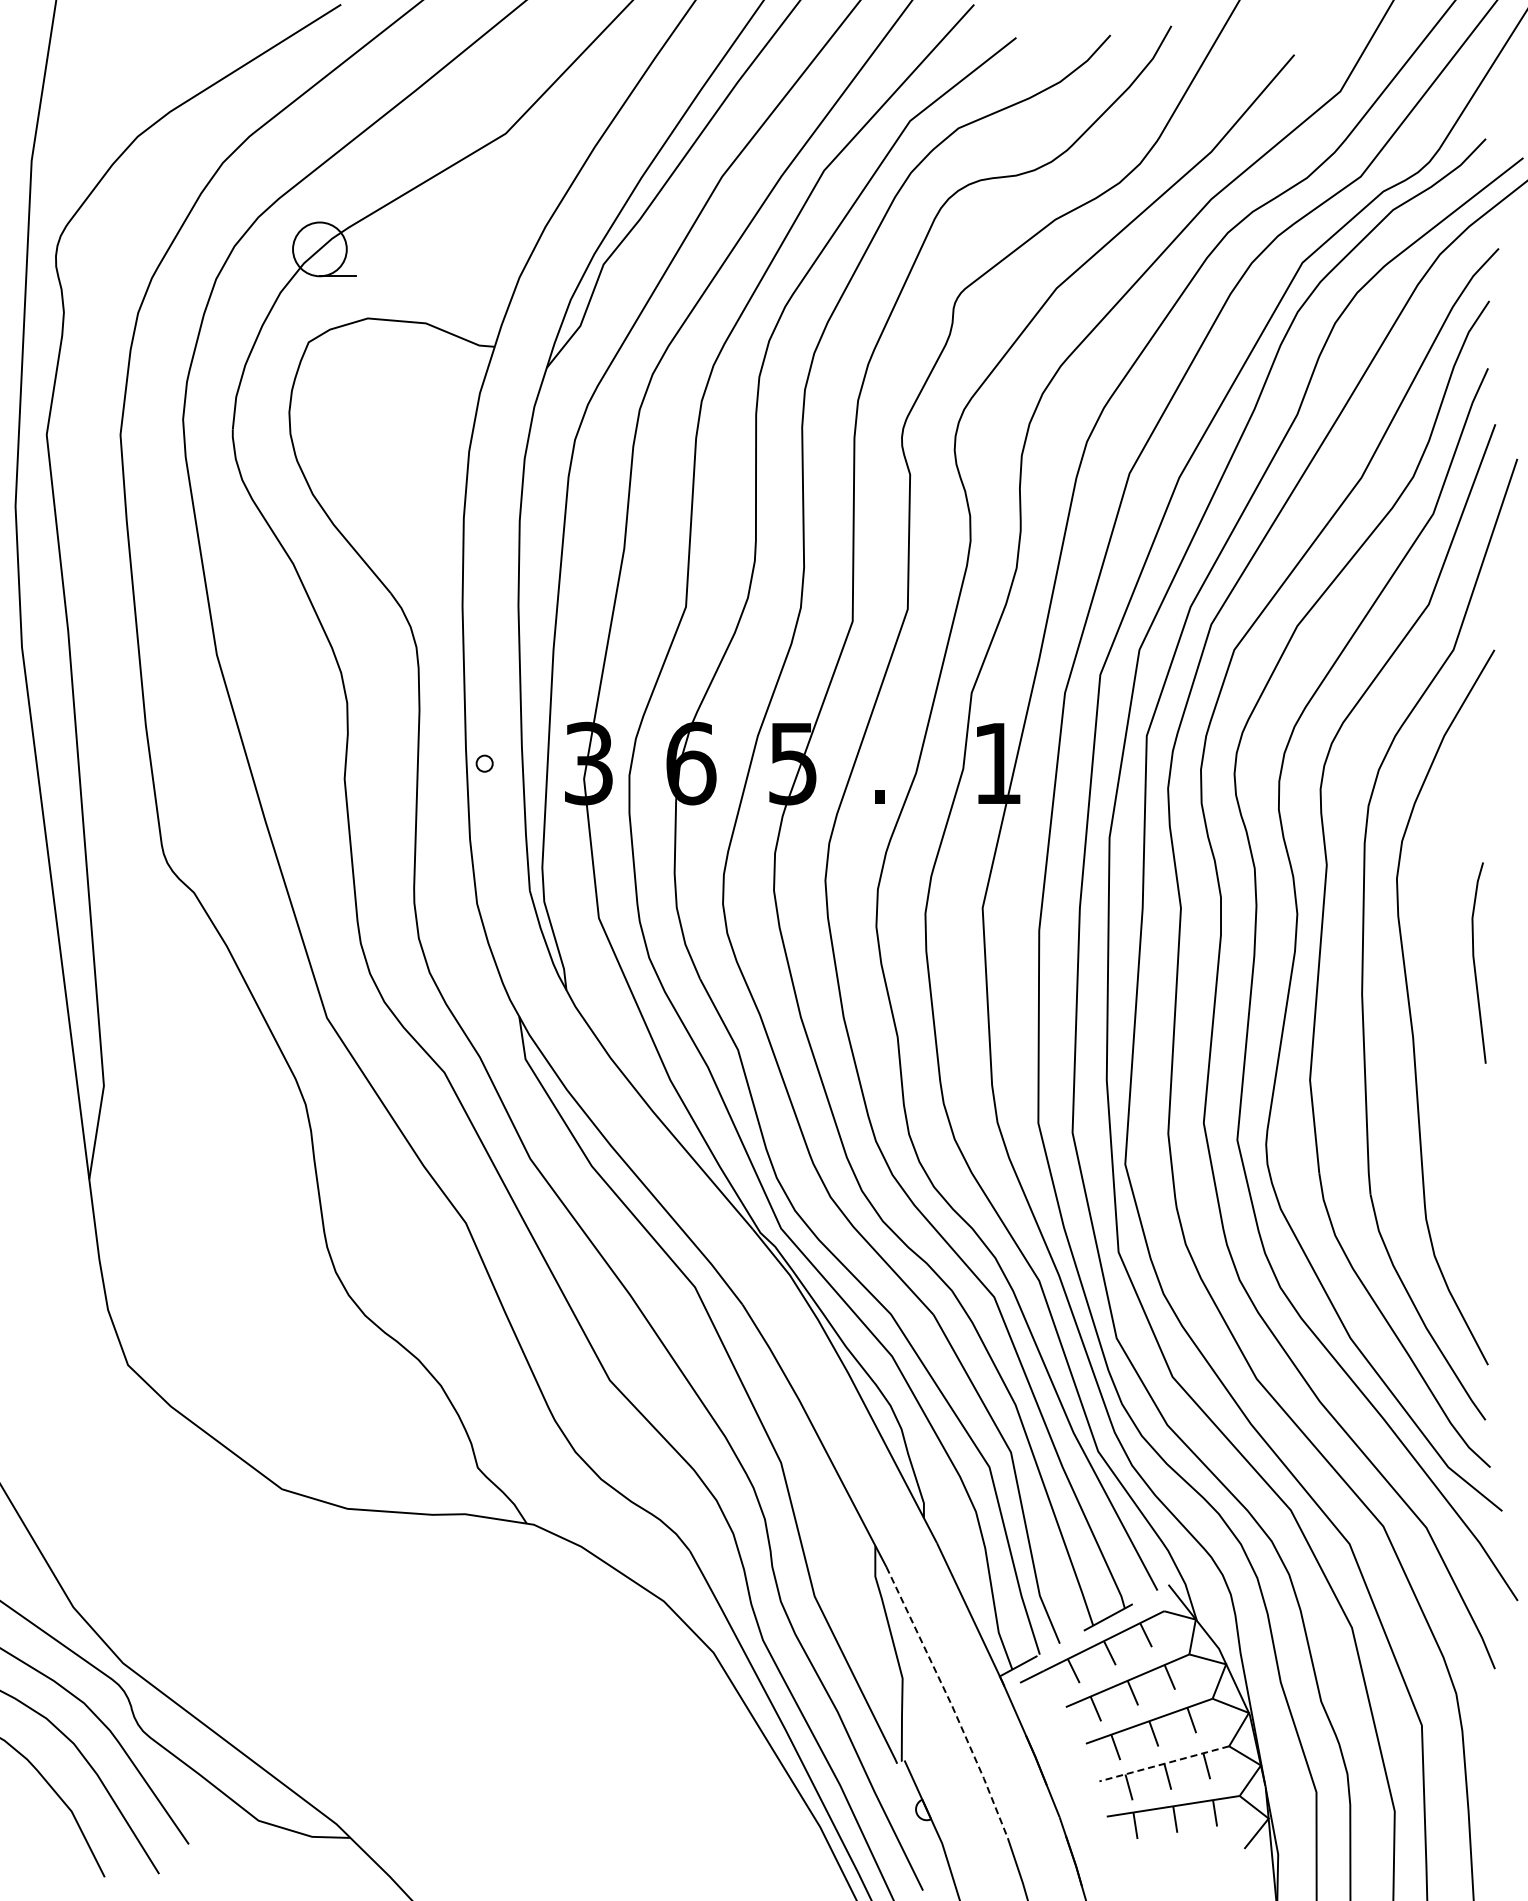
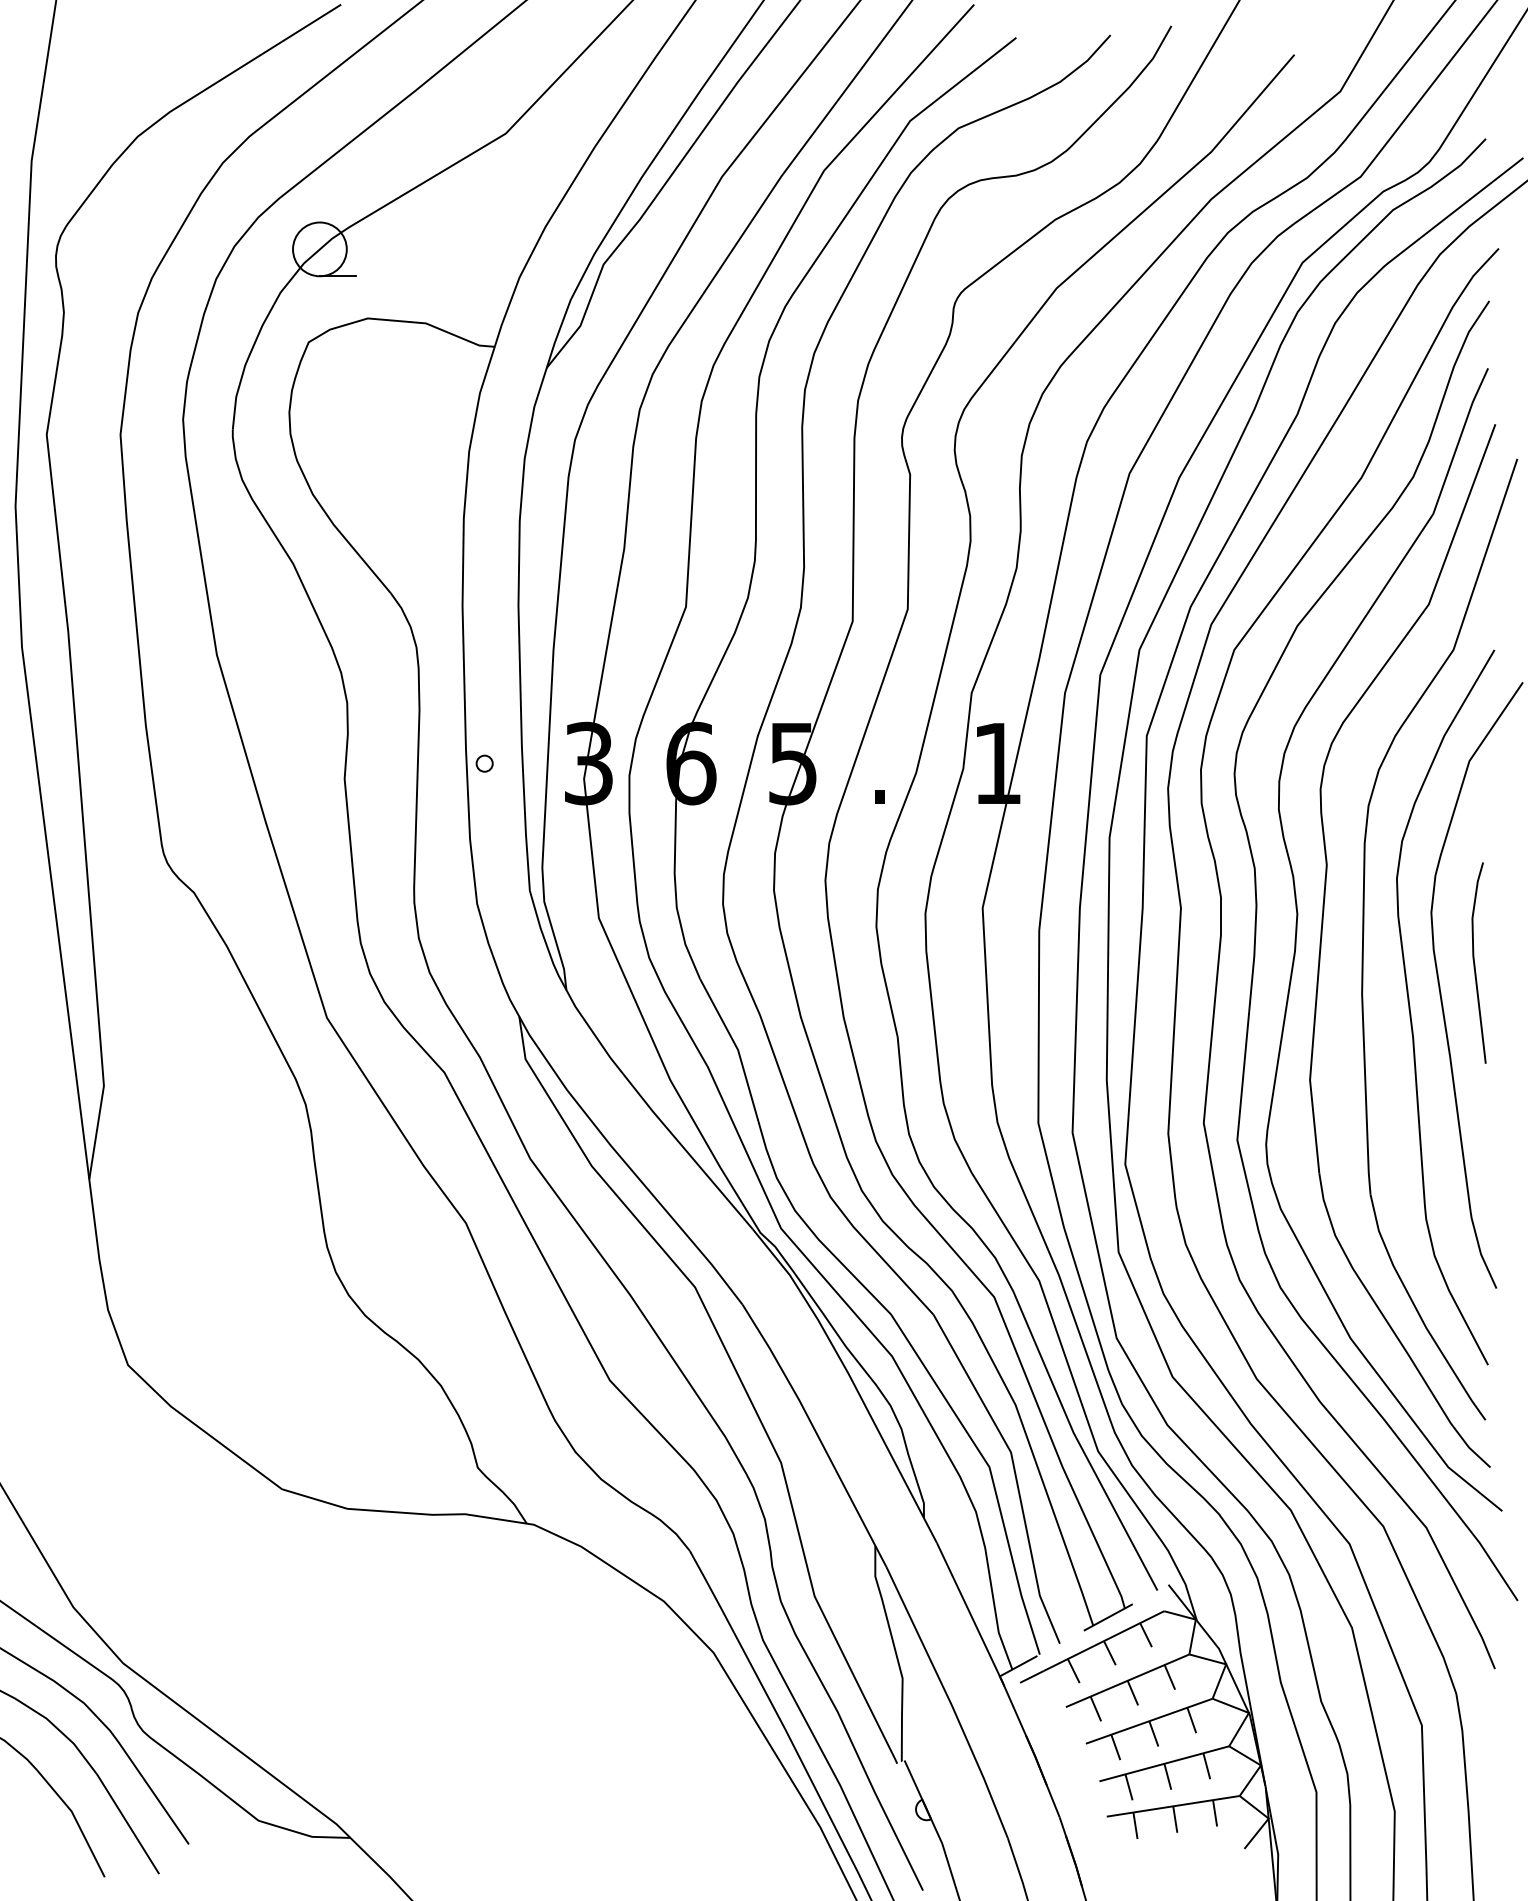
curve: none -> present (1441, 992)
line: dashed -> solid (950, 1702)
line: dashed -> solid (1163, 1763)
